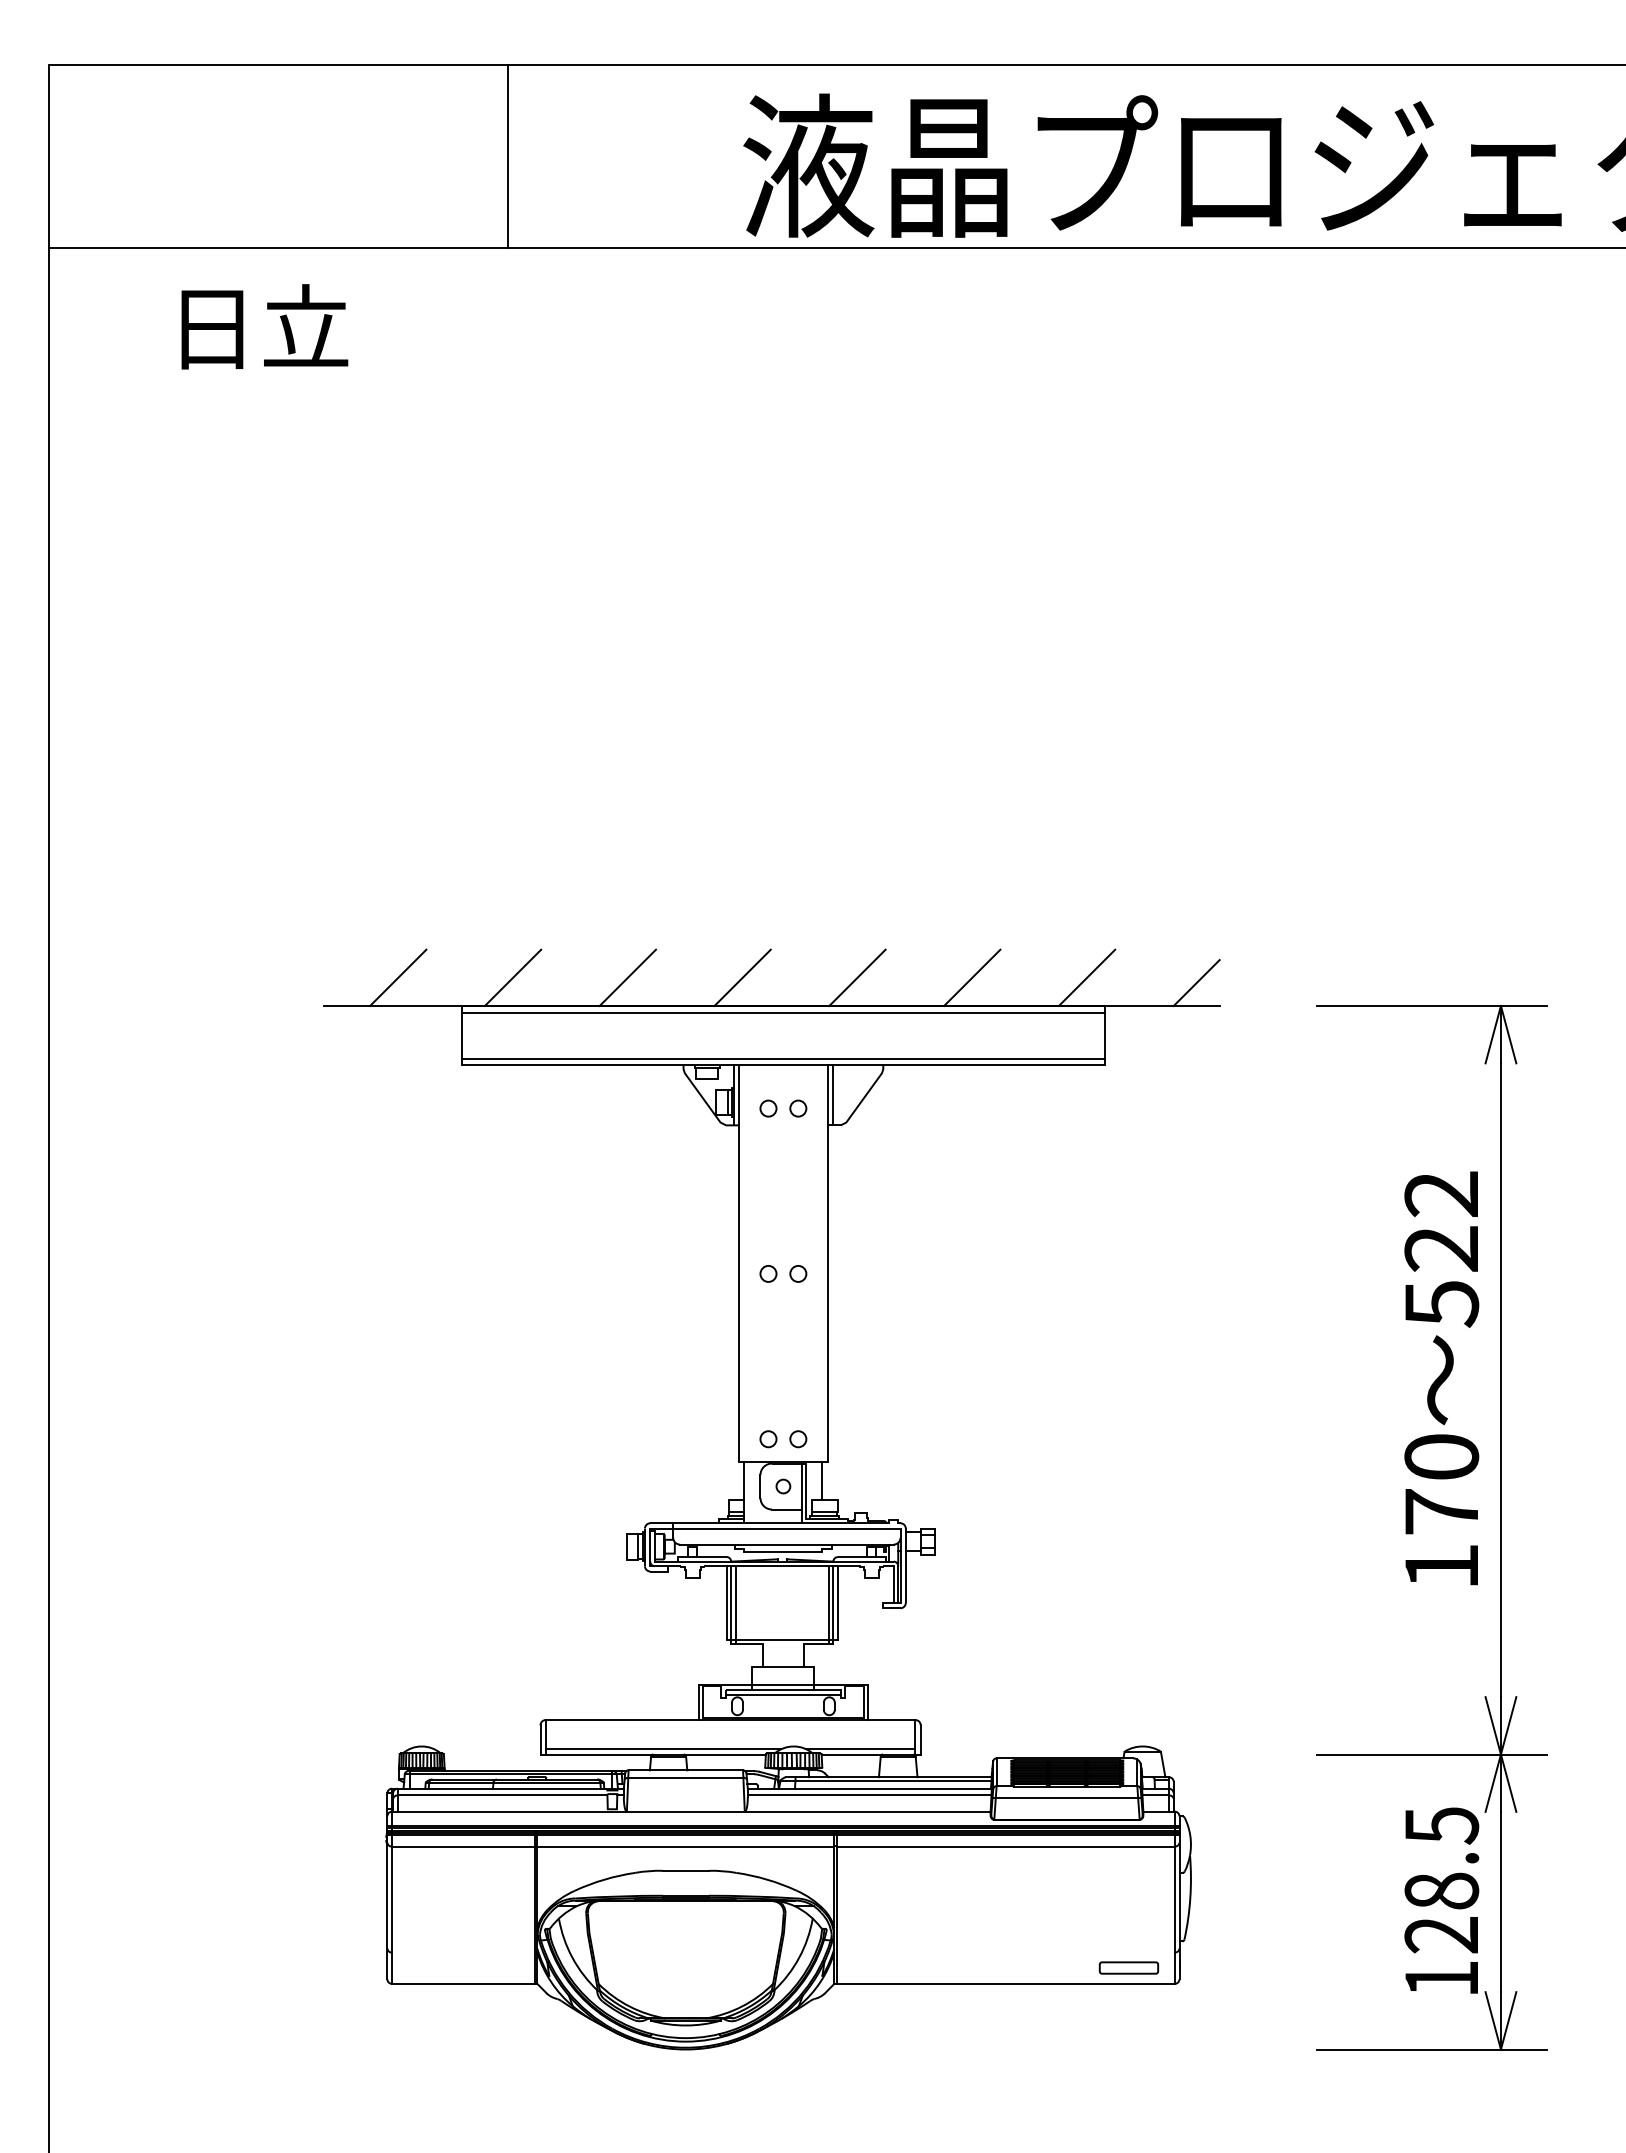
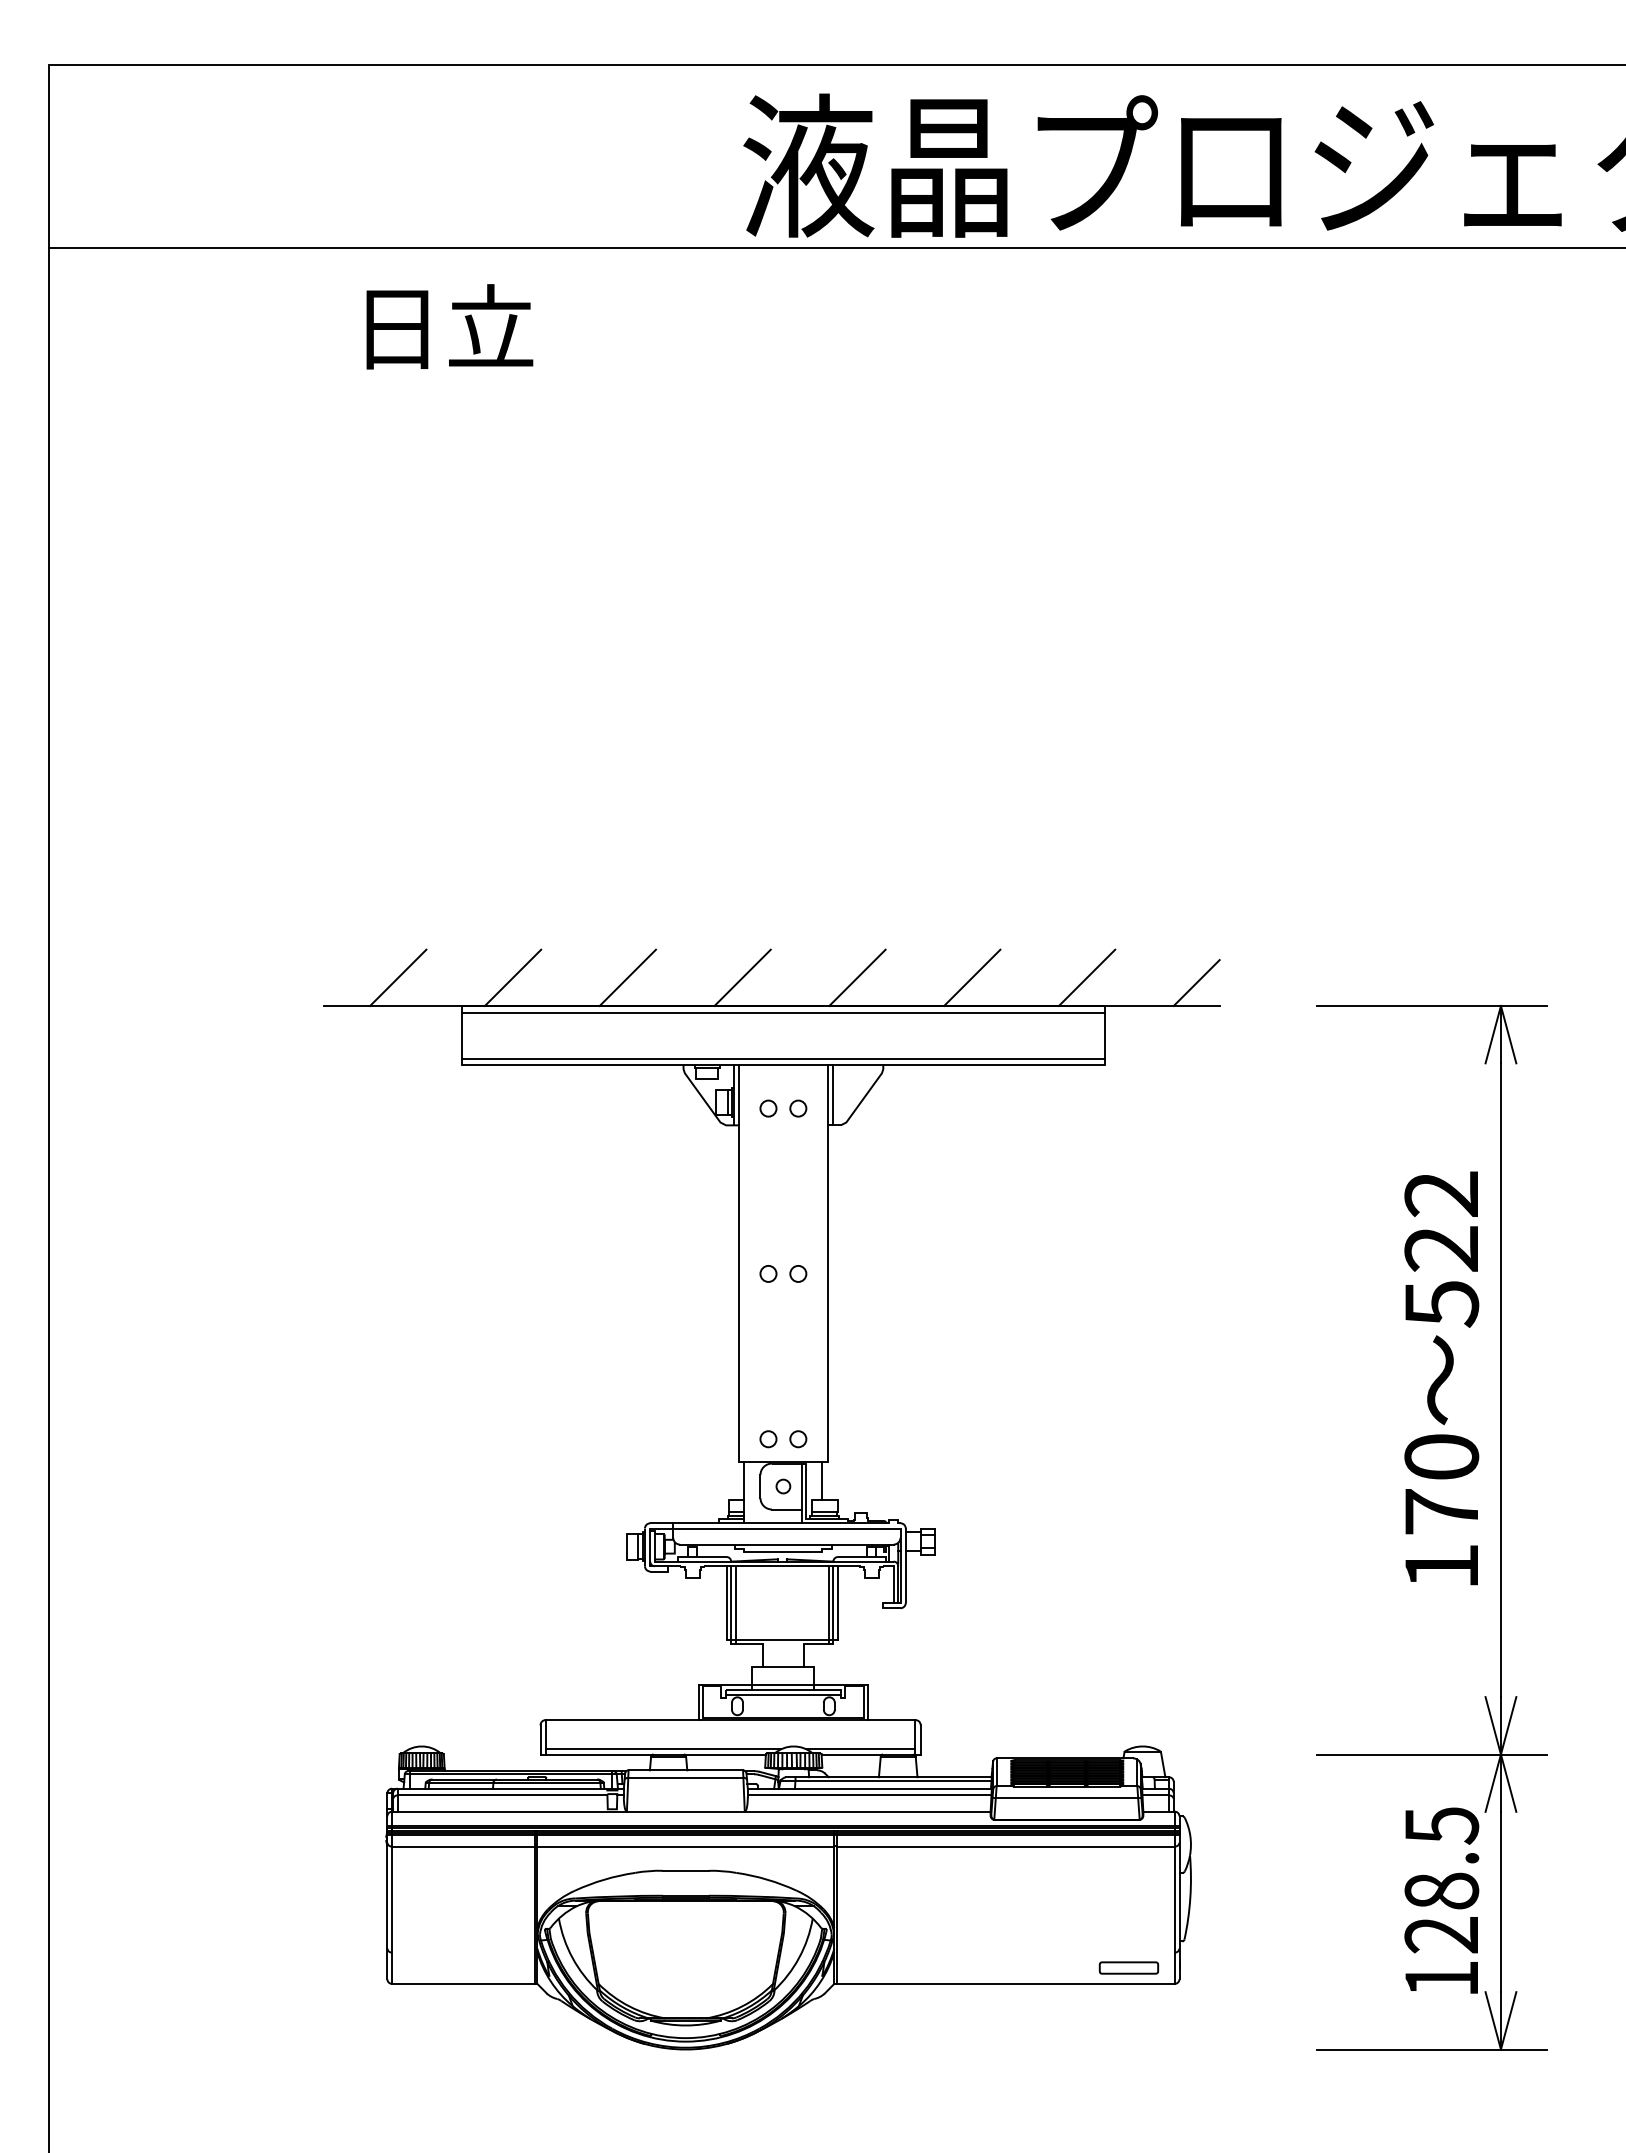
line: present -> none (507, 156)
text position: (264, 326) -> (449, 326) (449, 326)
